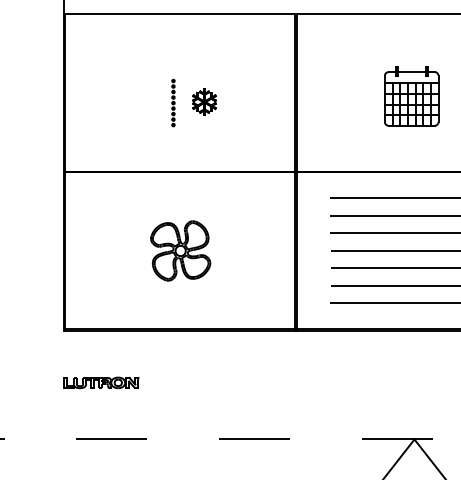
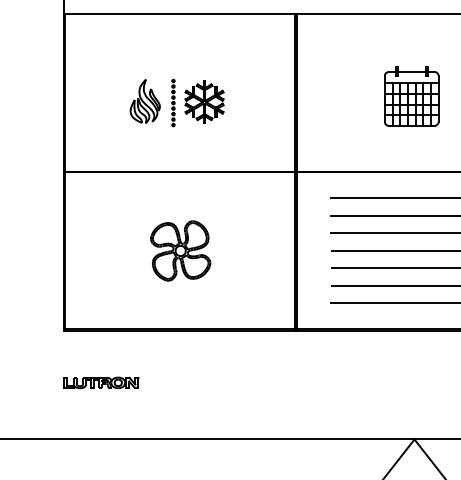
part: none -> present (144, 101)
part size: 25x28 px -> 41x44 px (204, 101)
line: dashed -> solid (230, 439)
